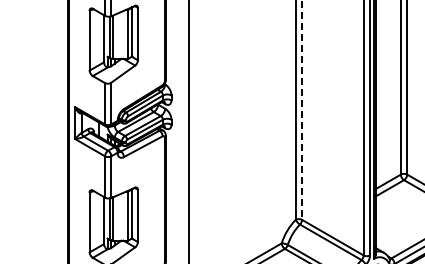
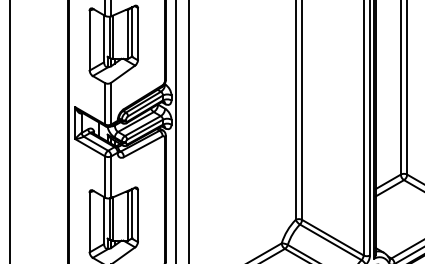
line: dashed -> solid (302, 110)
line: none -> present (10, 131)
line: none -> present (175, 131)
